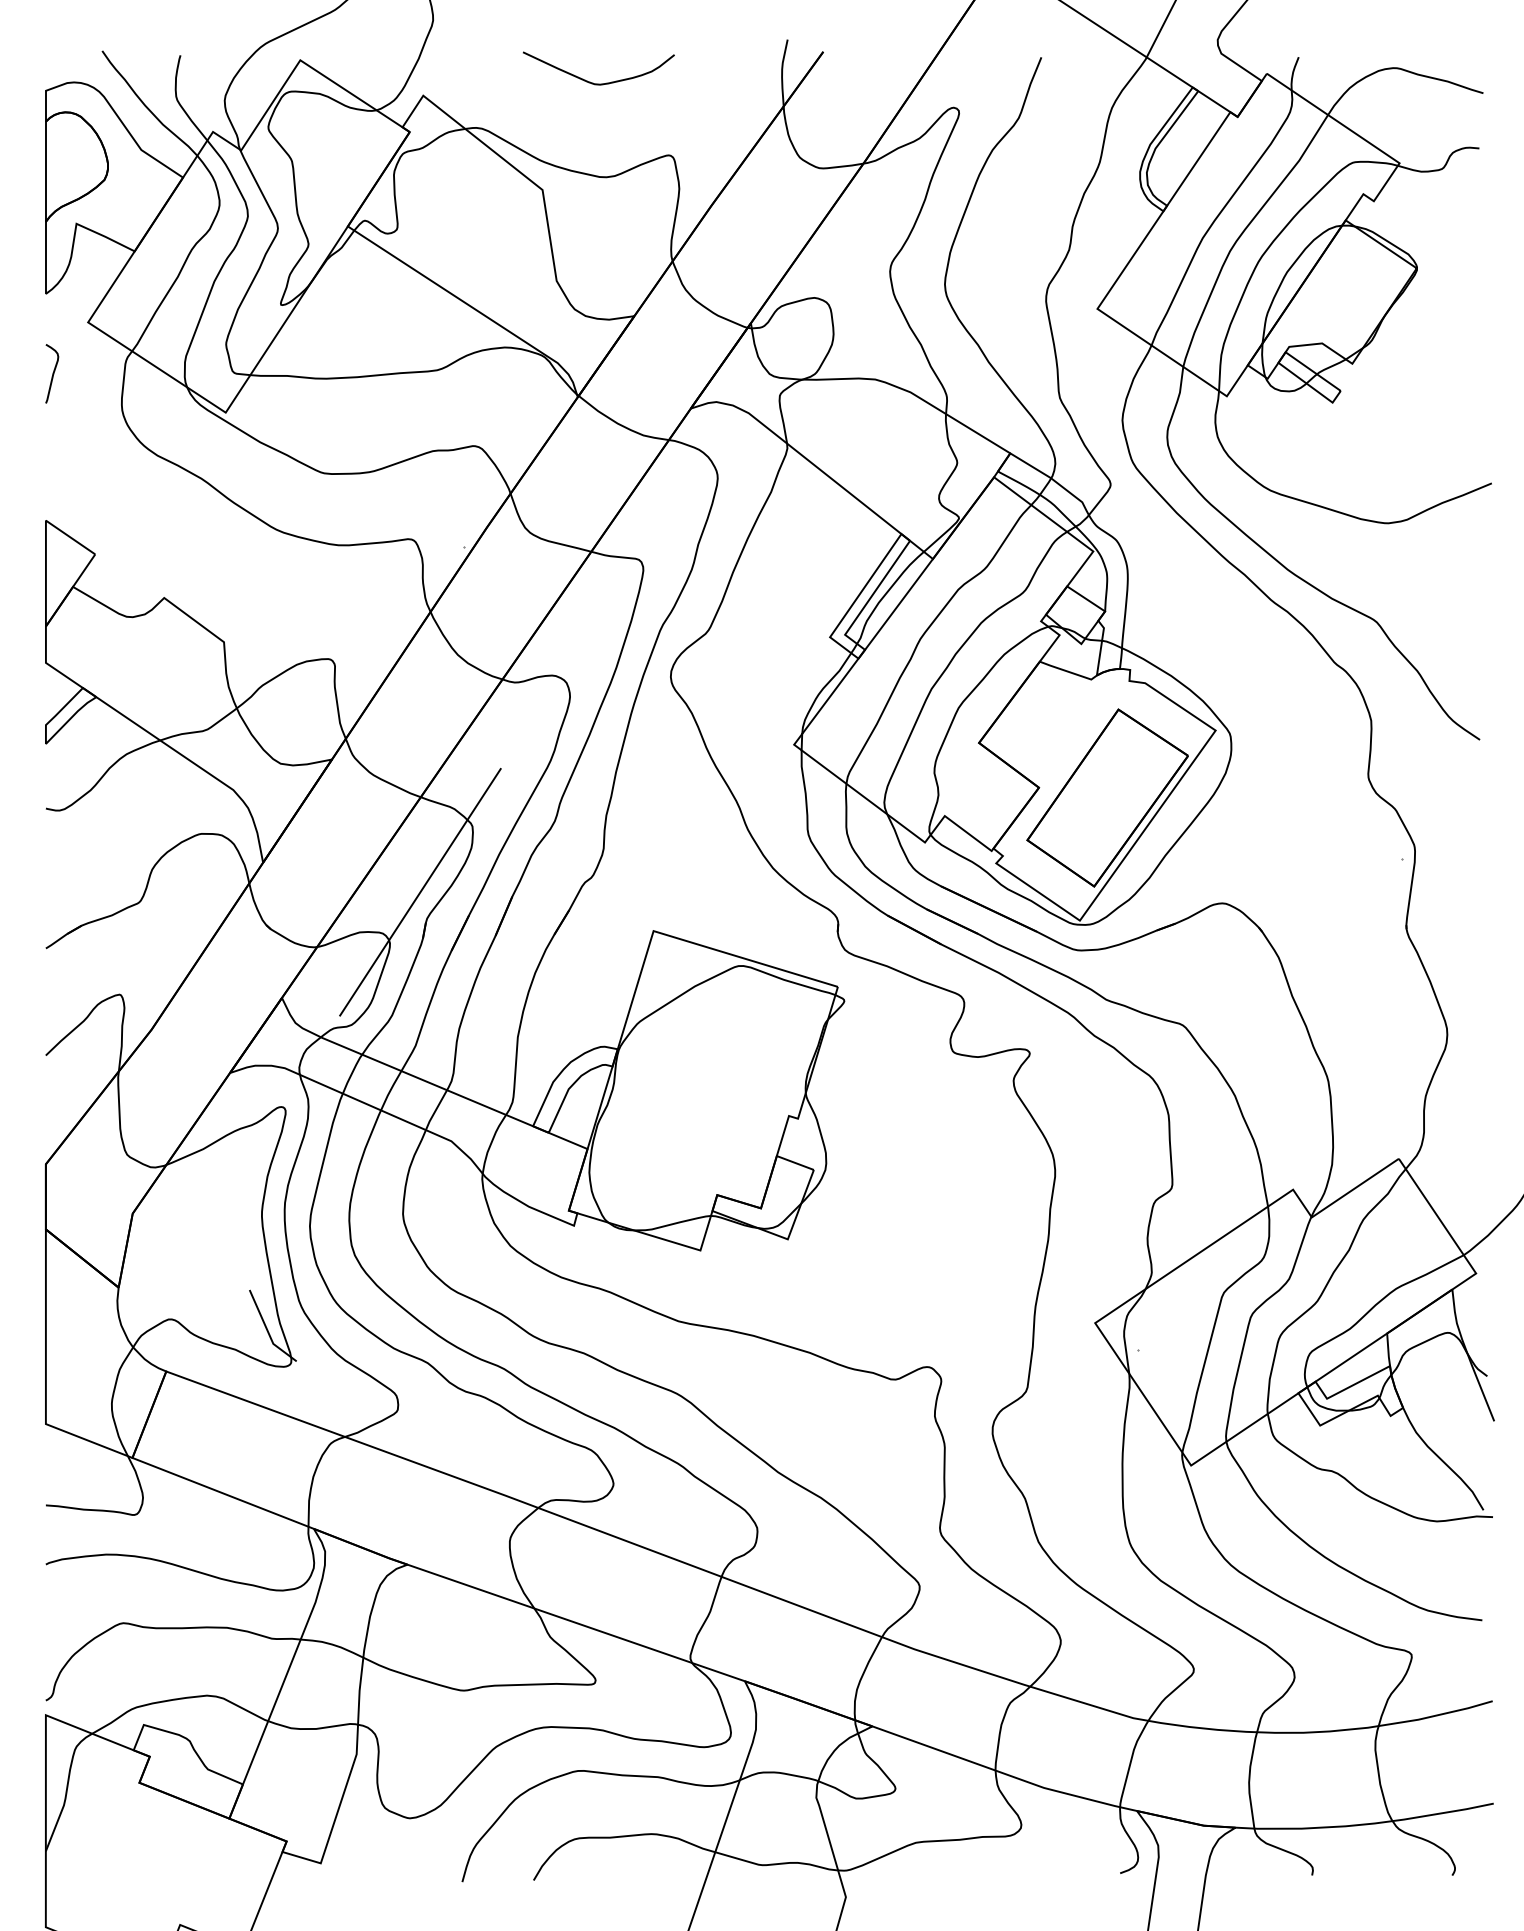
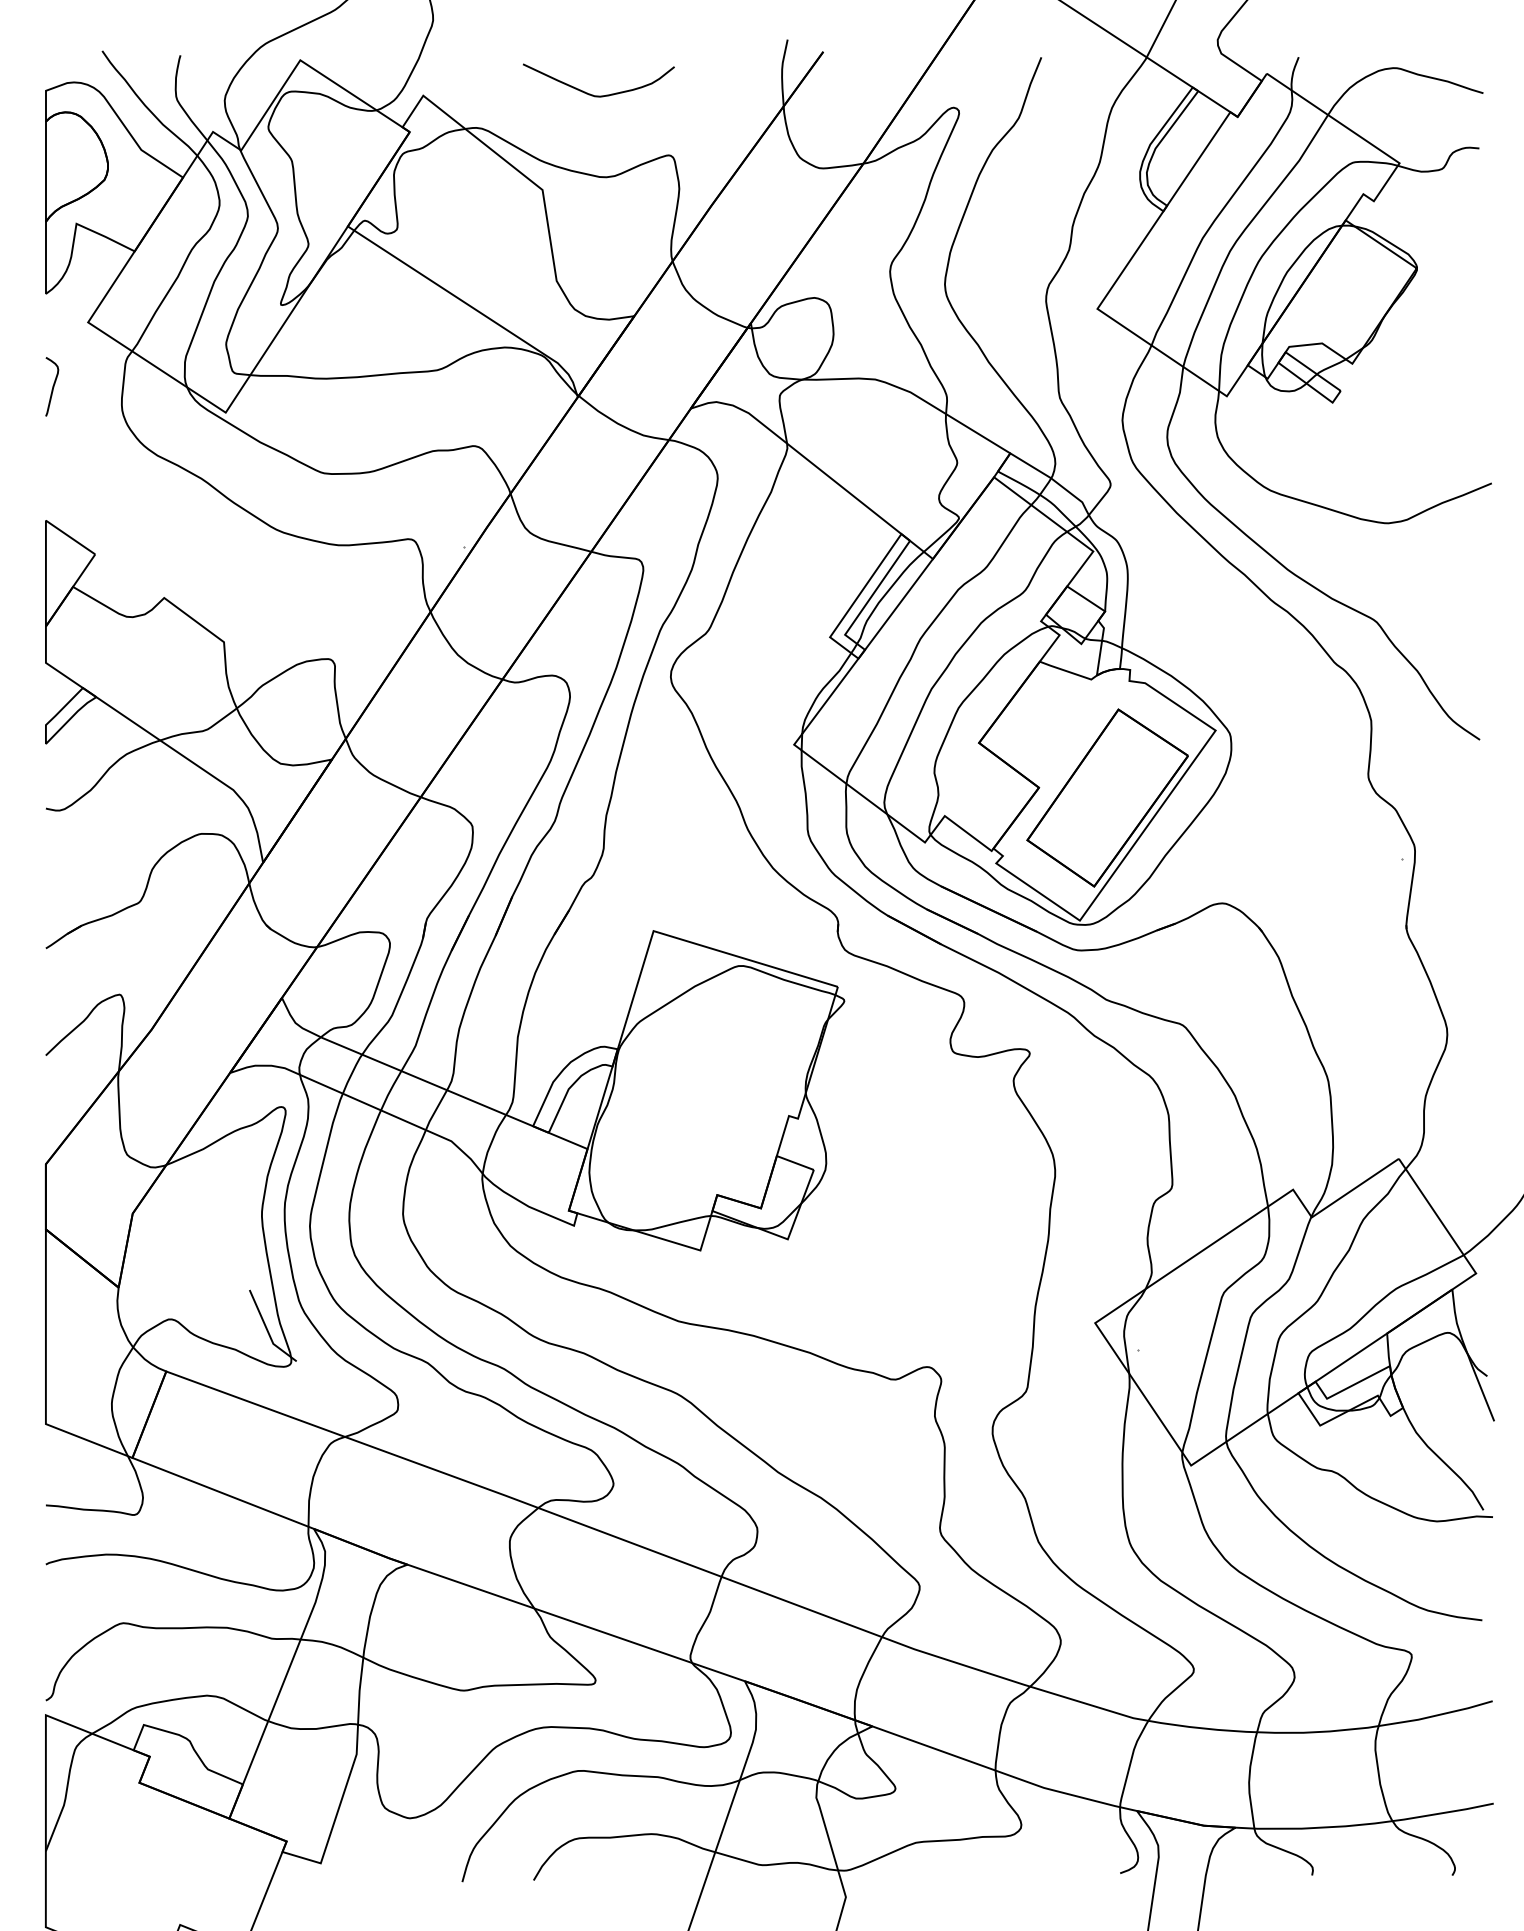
curve position: (593, 82) -> (593, 94) (593, 94)
curve position: (52, 373) -> (52, 386) (52, 386)
line: present -> none (420, 892)
